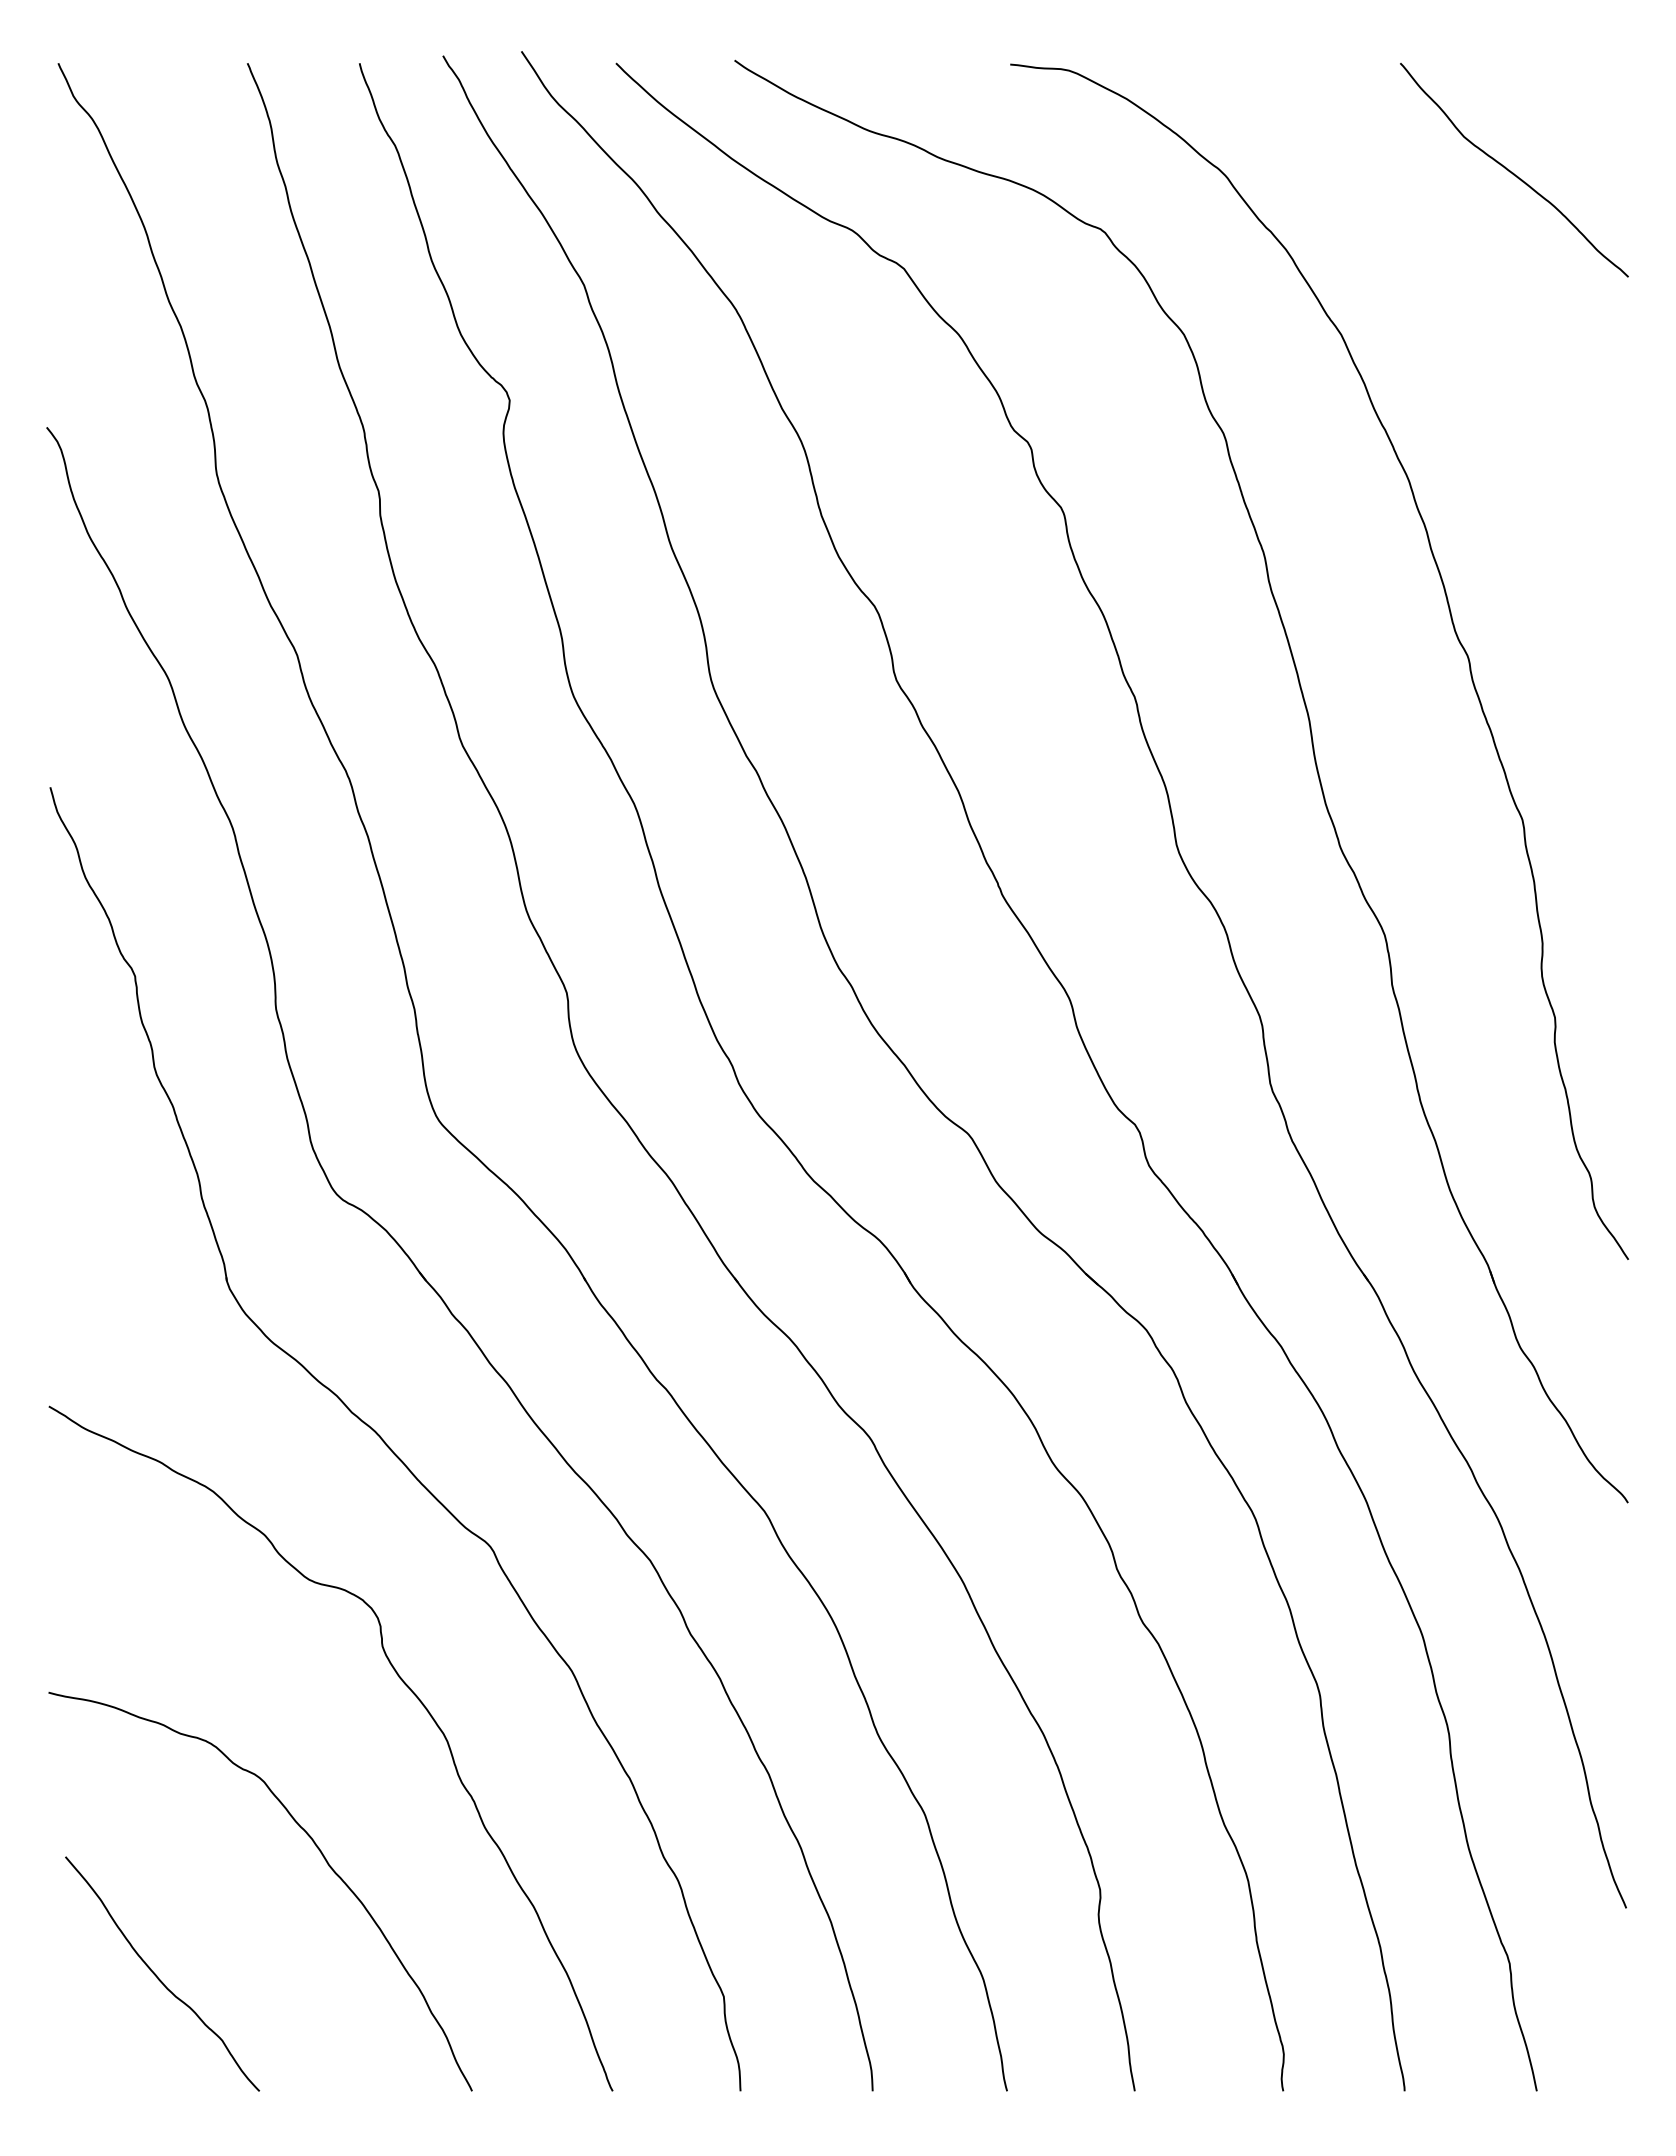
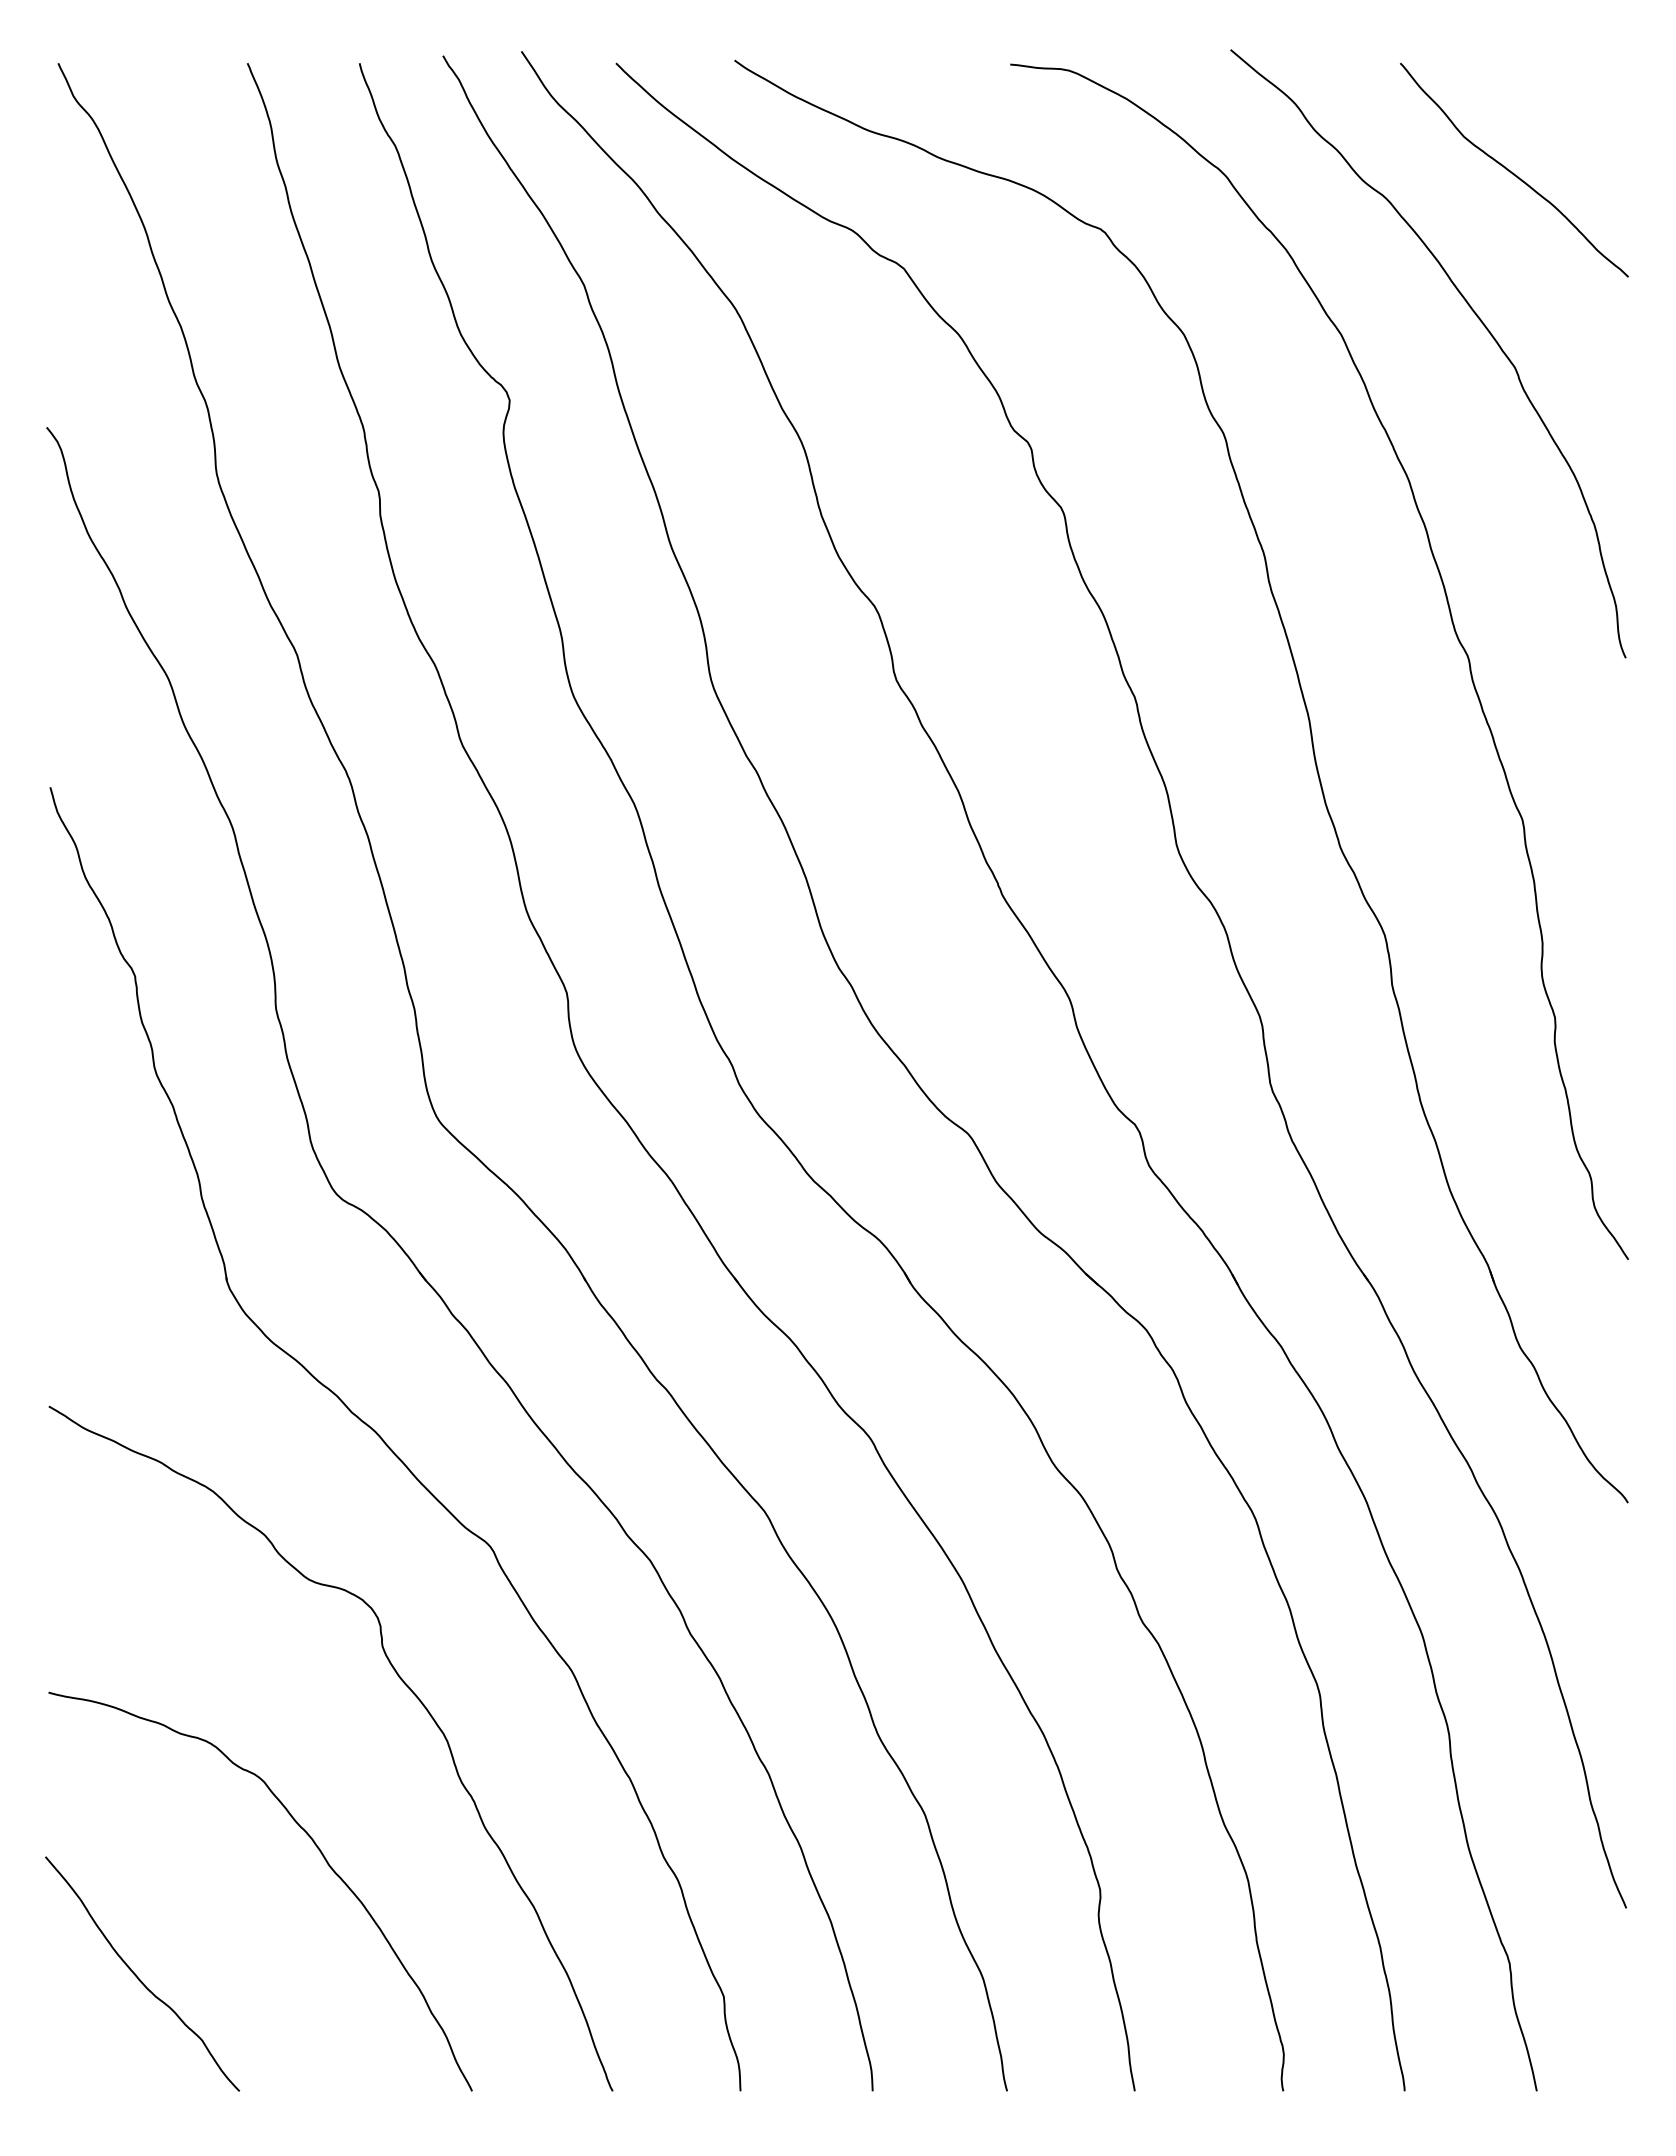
curve: none -> present (1475, 315)
curve position: (157, 1975) -> (137, 1975) (137, 1975)
